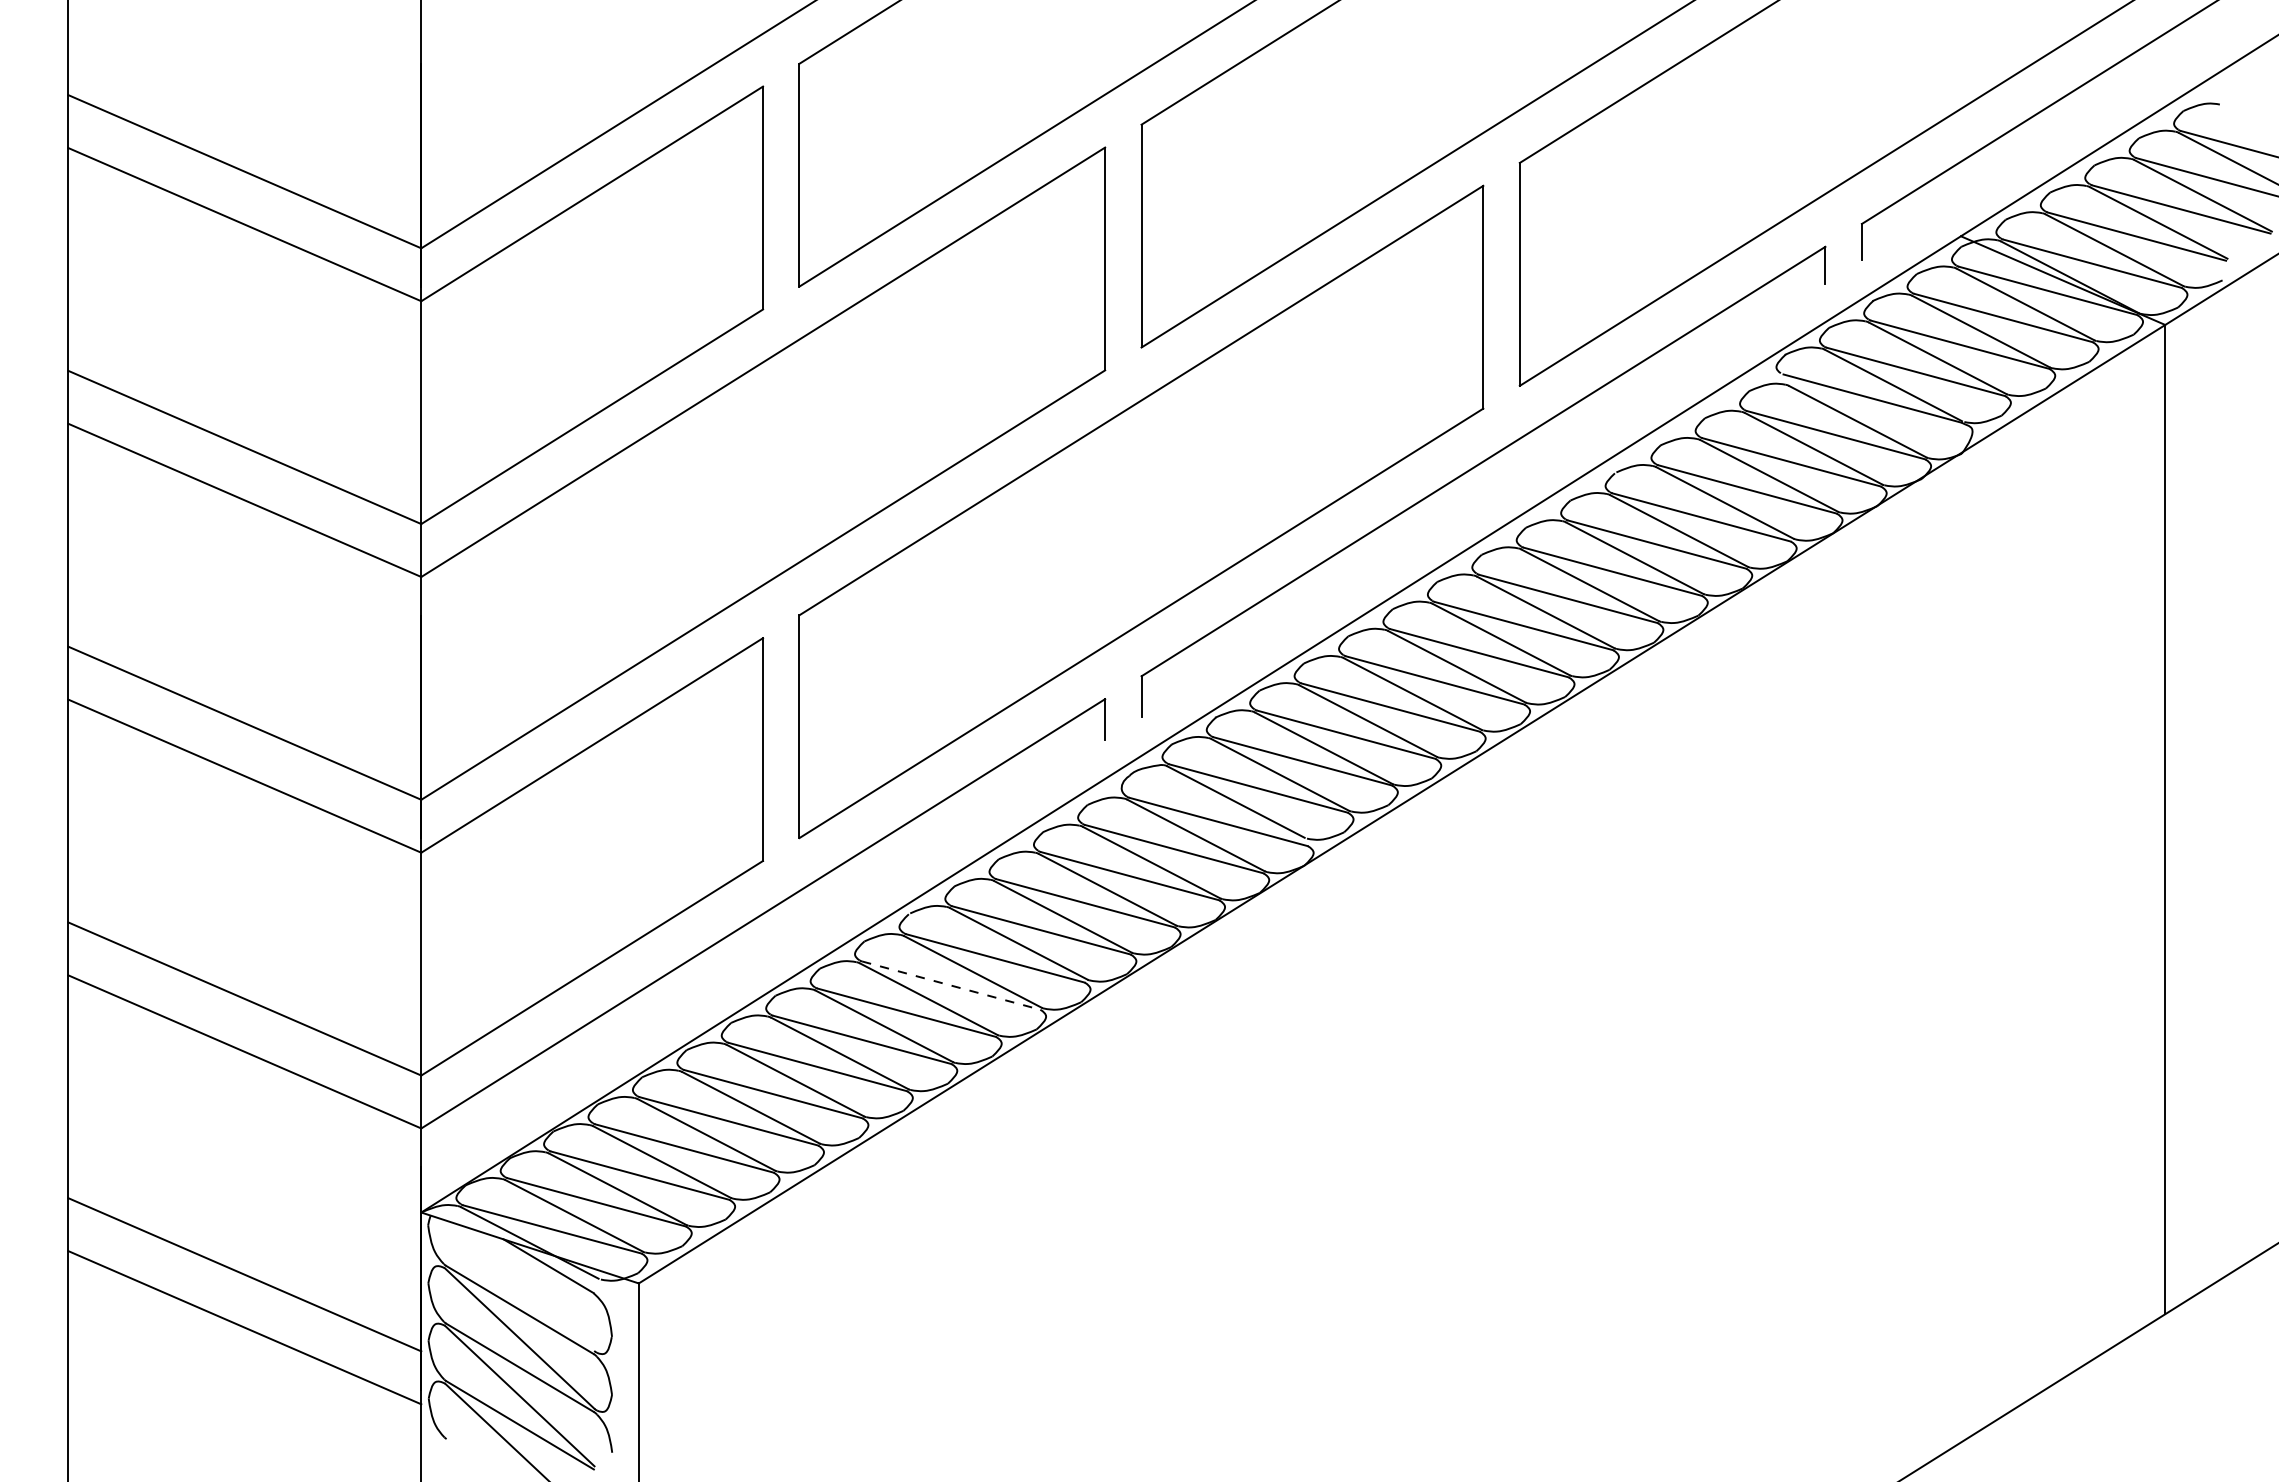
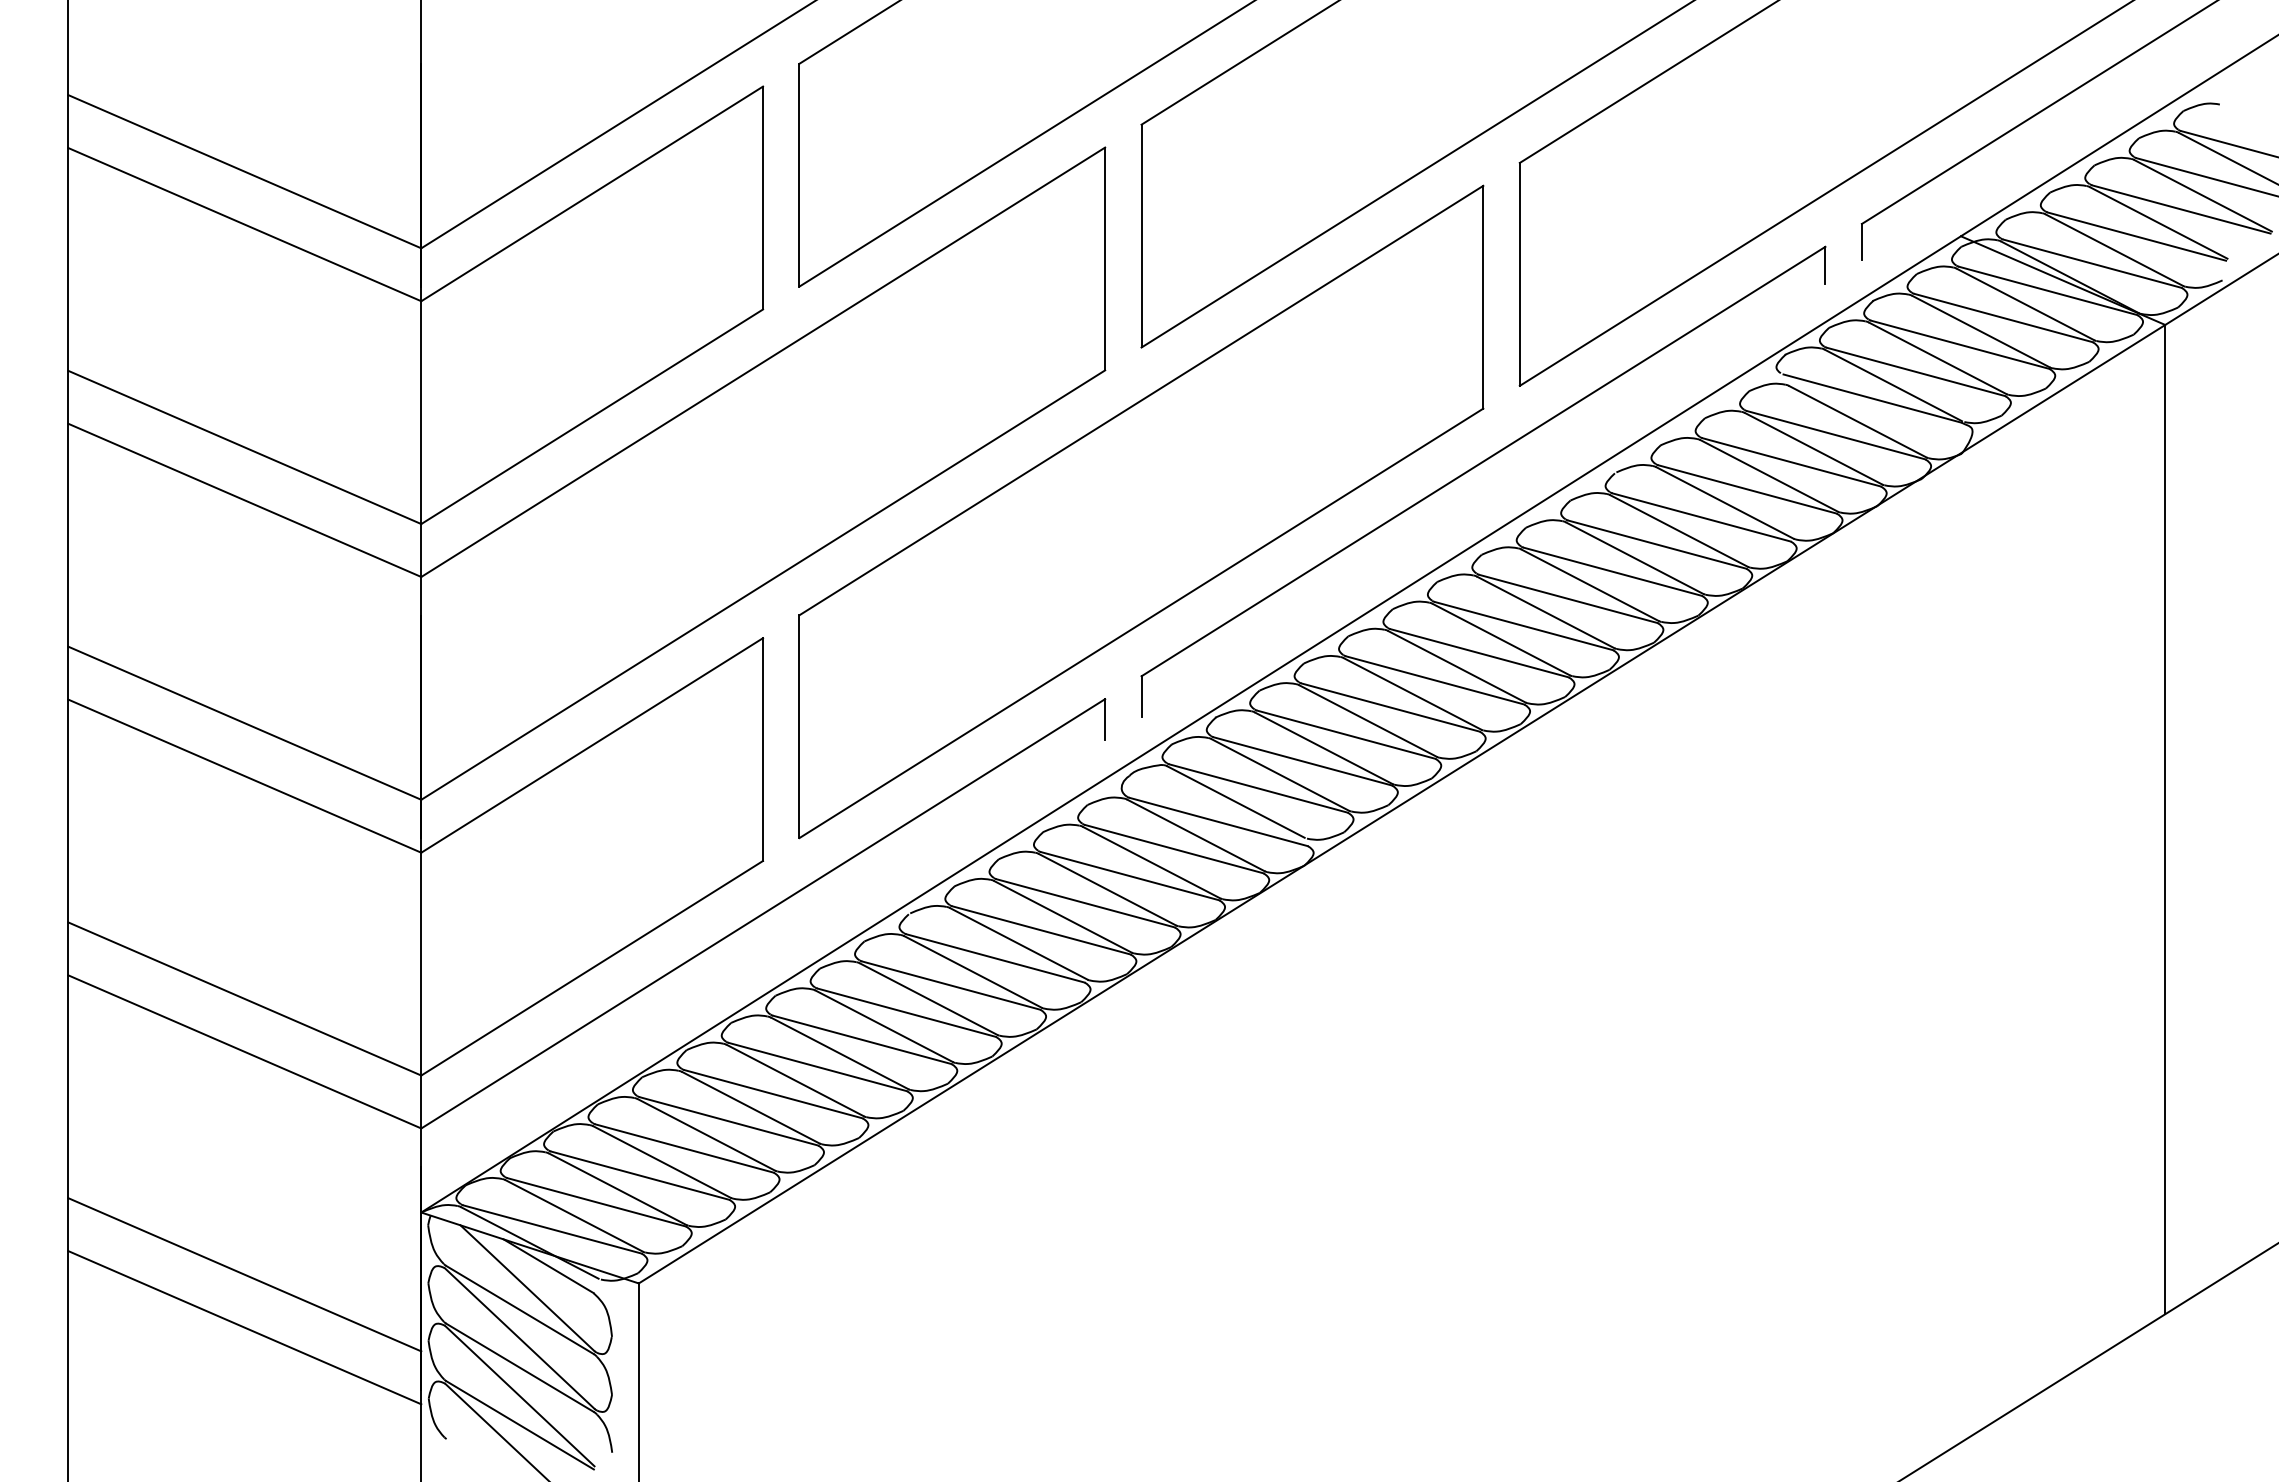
line: dashed -> solid (951, 985)
line: none -> present (527, 1287)
